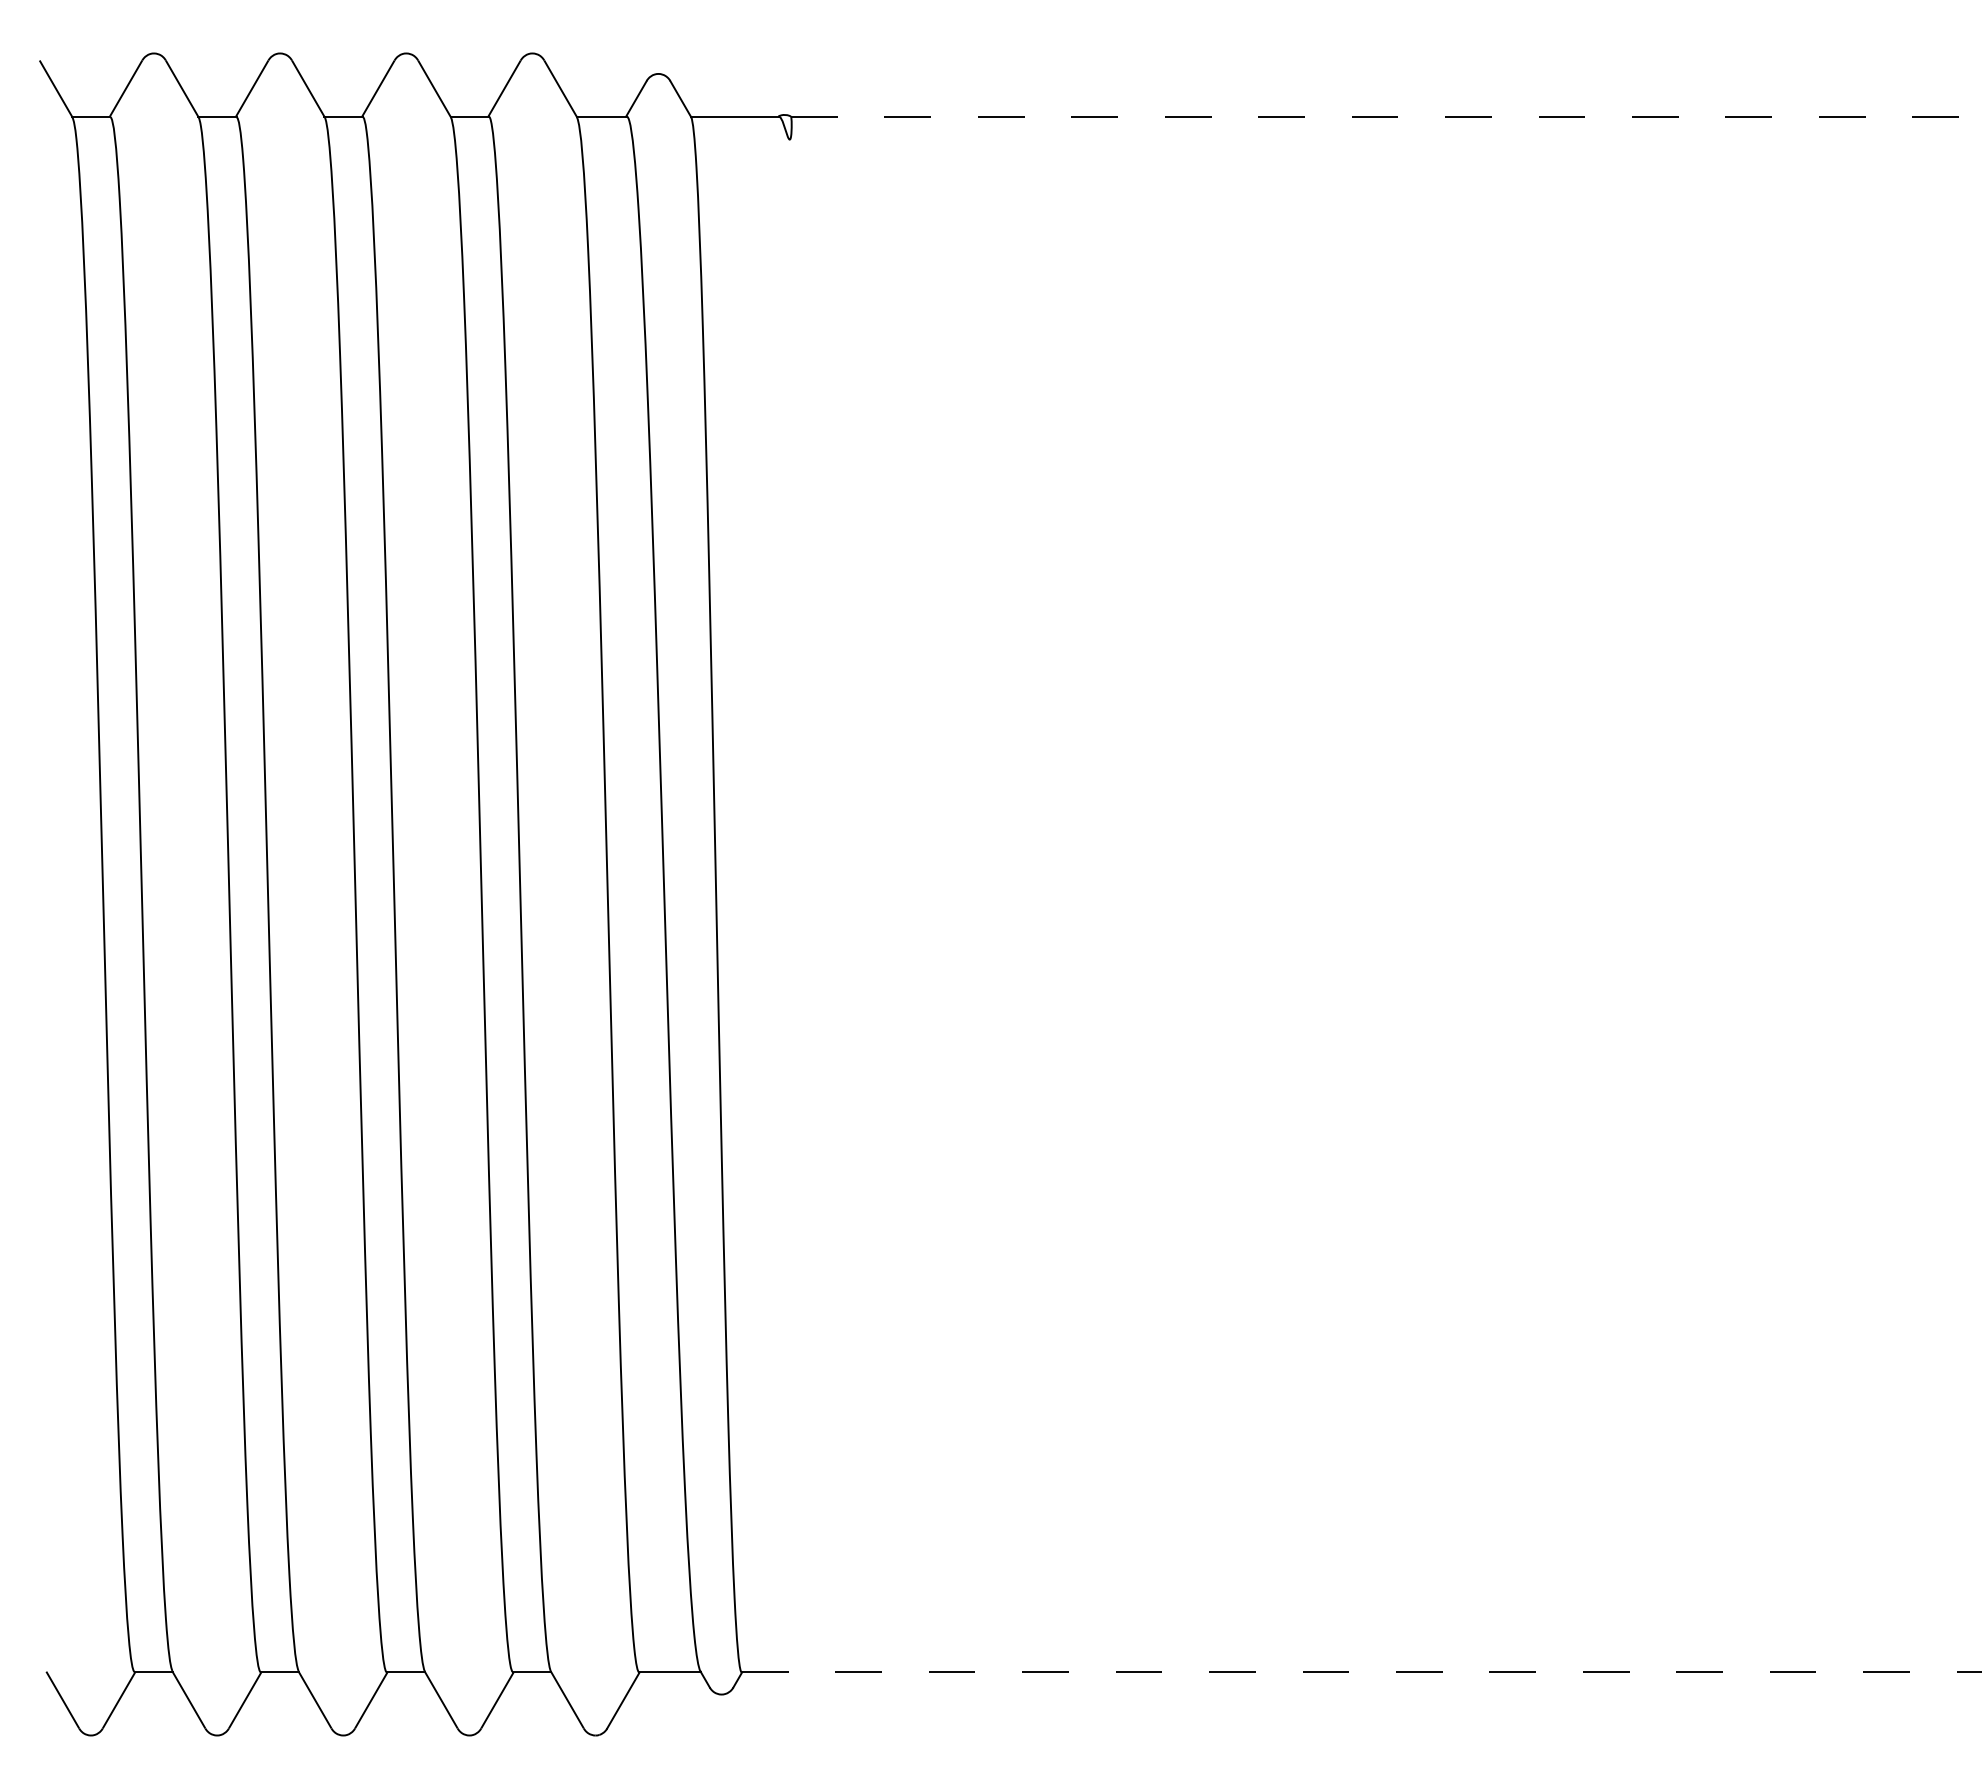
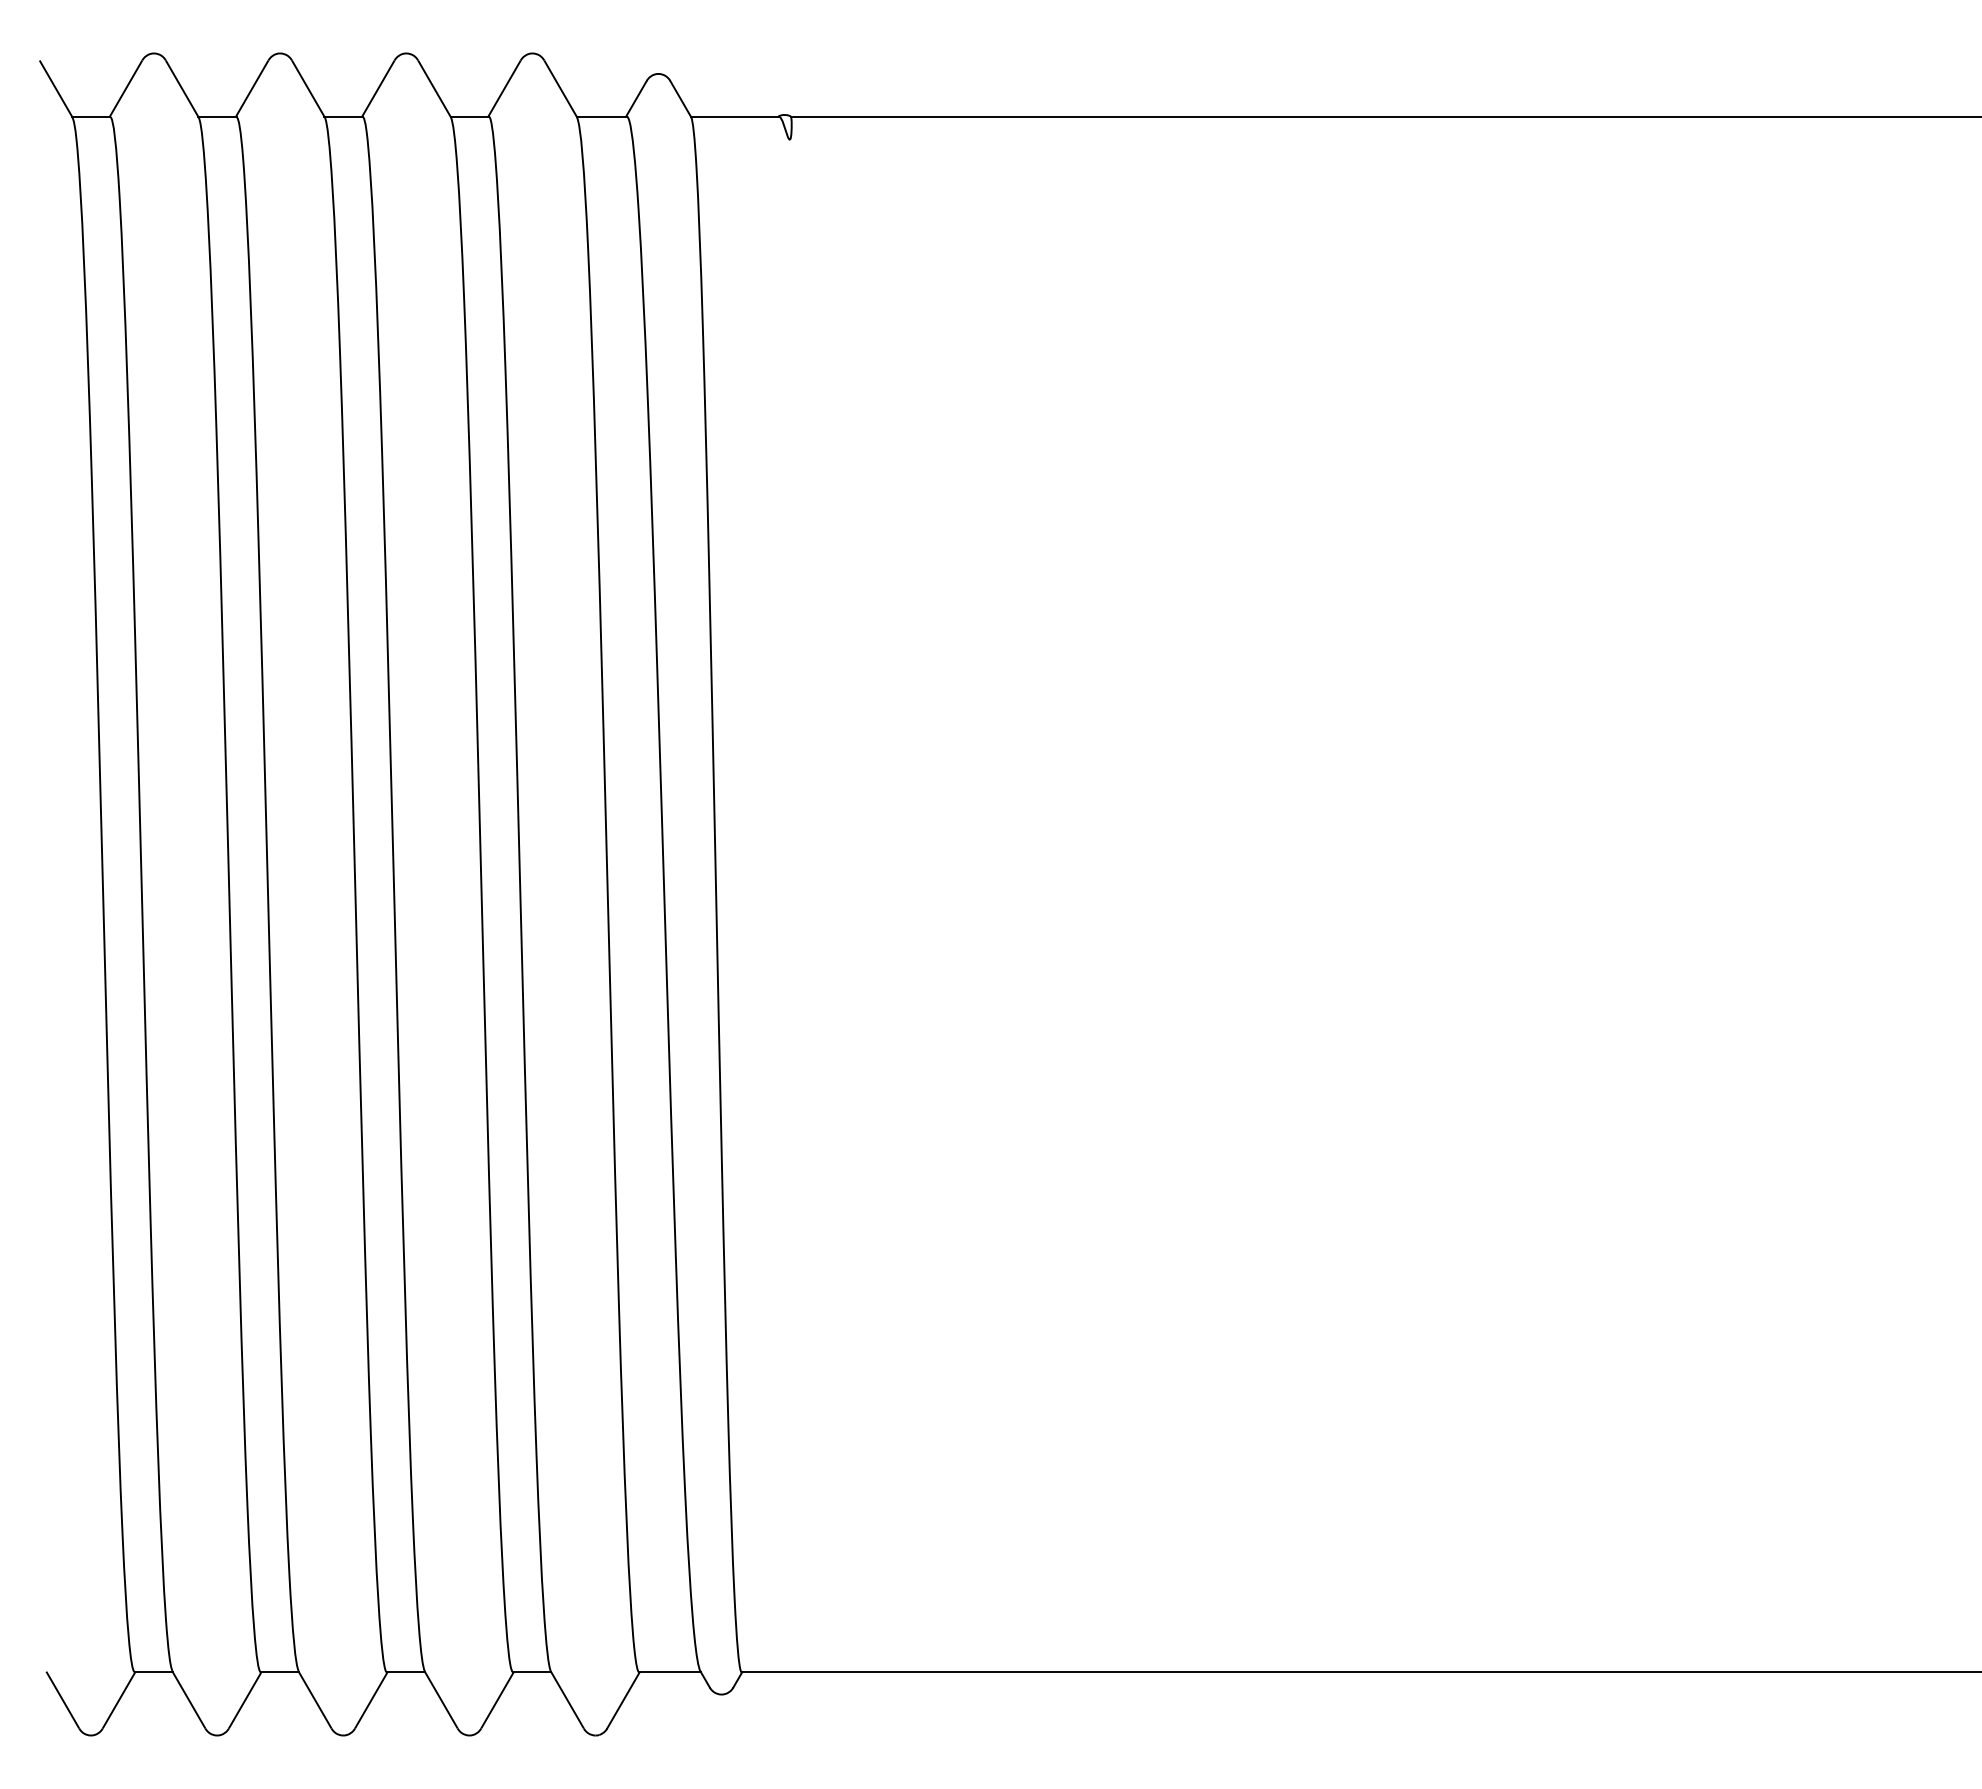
line: dashed -> solid (1386, 116)
line: dashed -> solid (1361, 1672)
